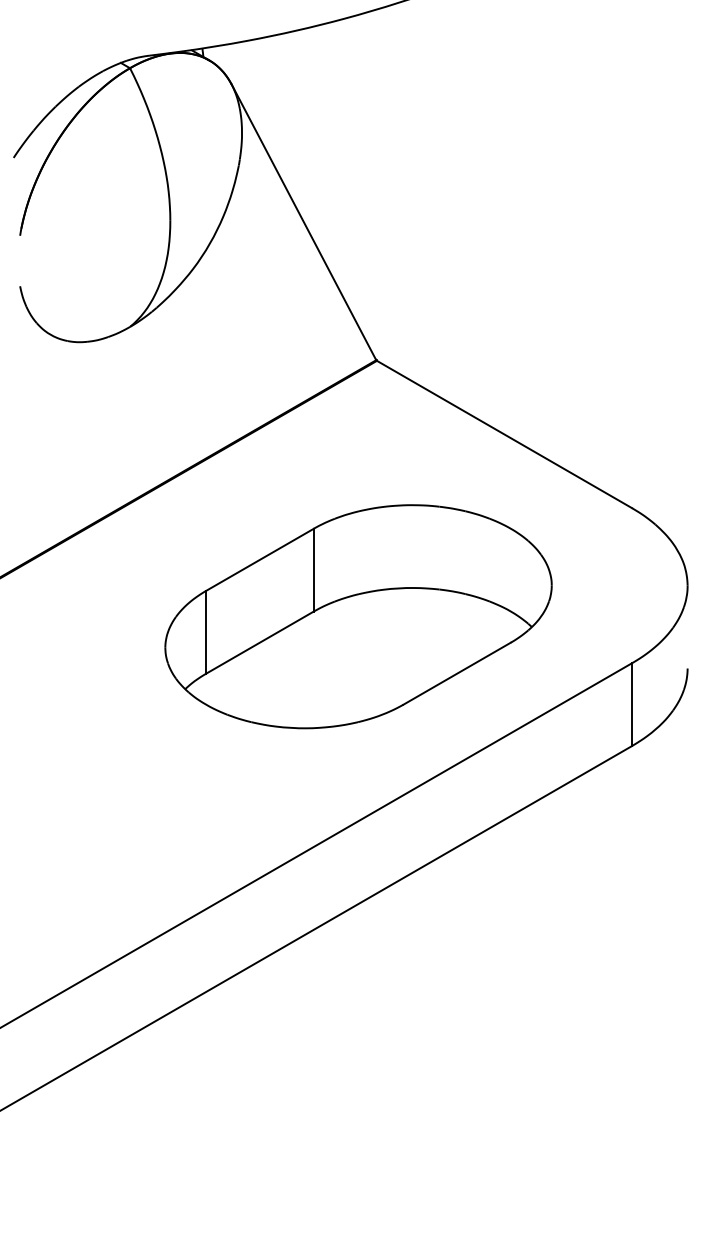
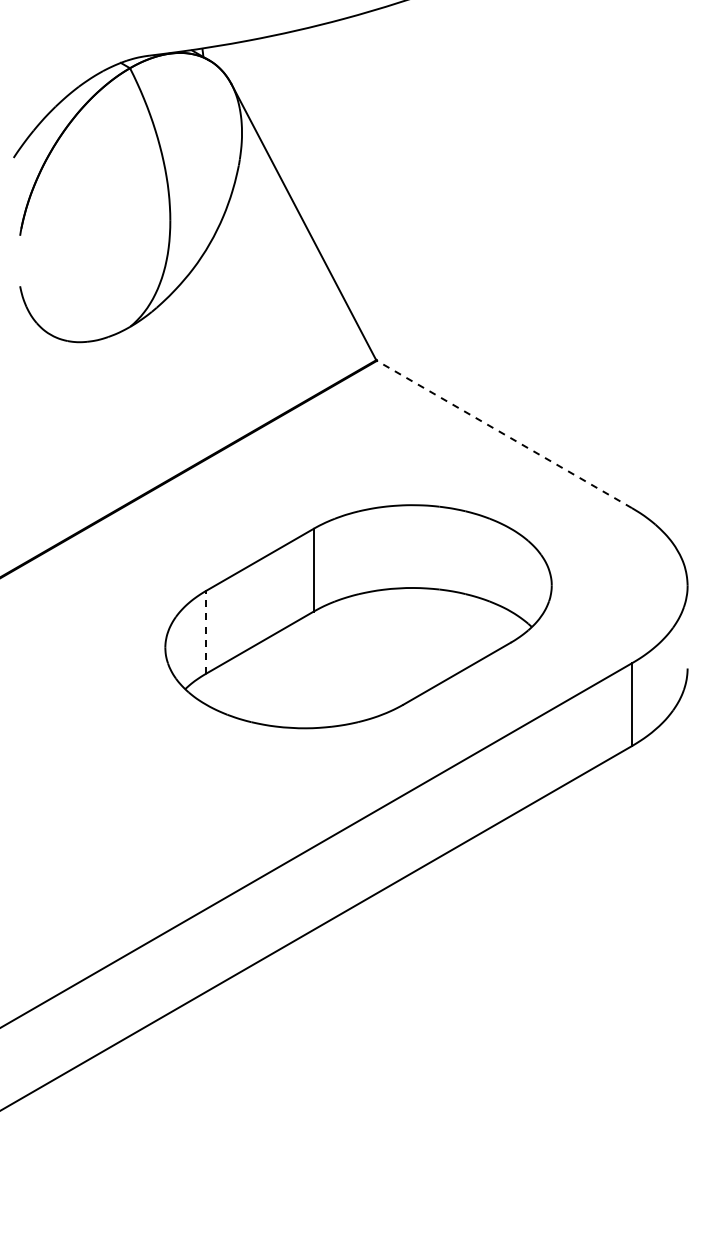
line: solid -> dashed (504, 434)
line: solid -> dashed (206, 631)
